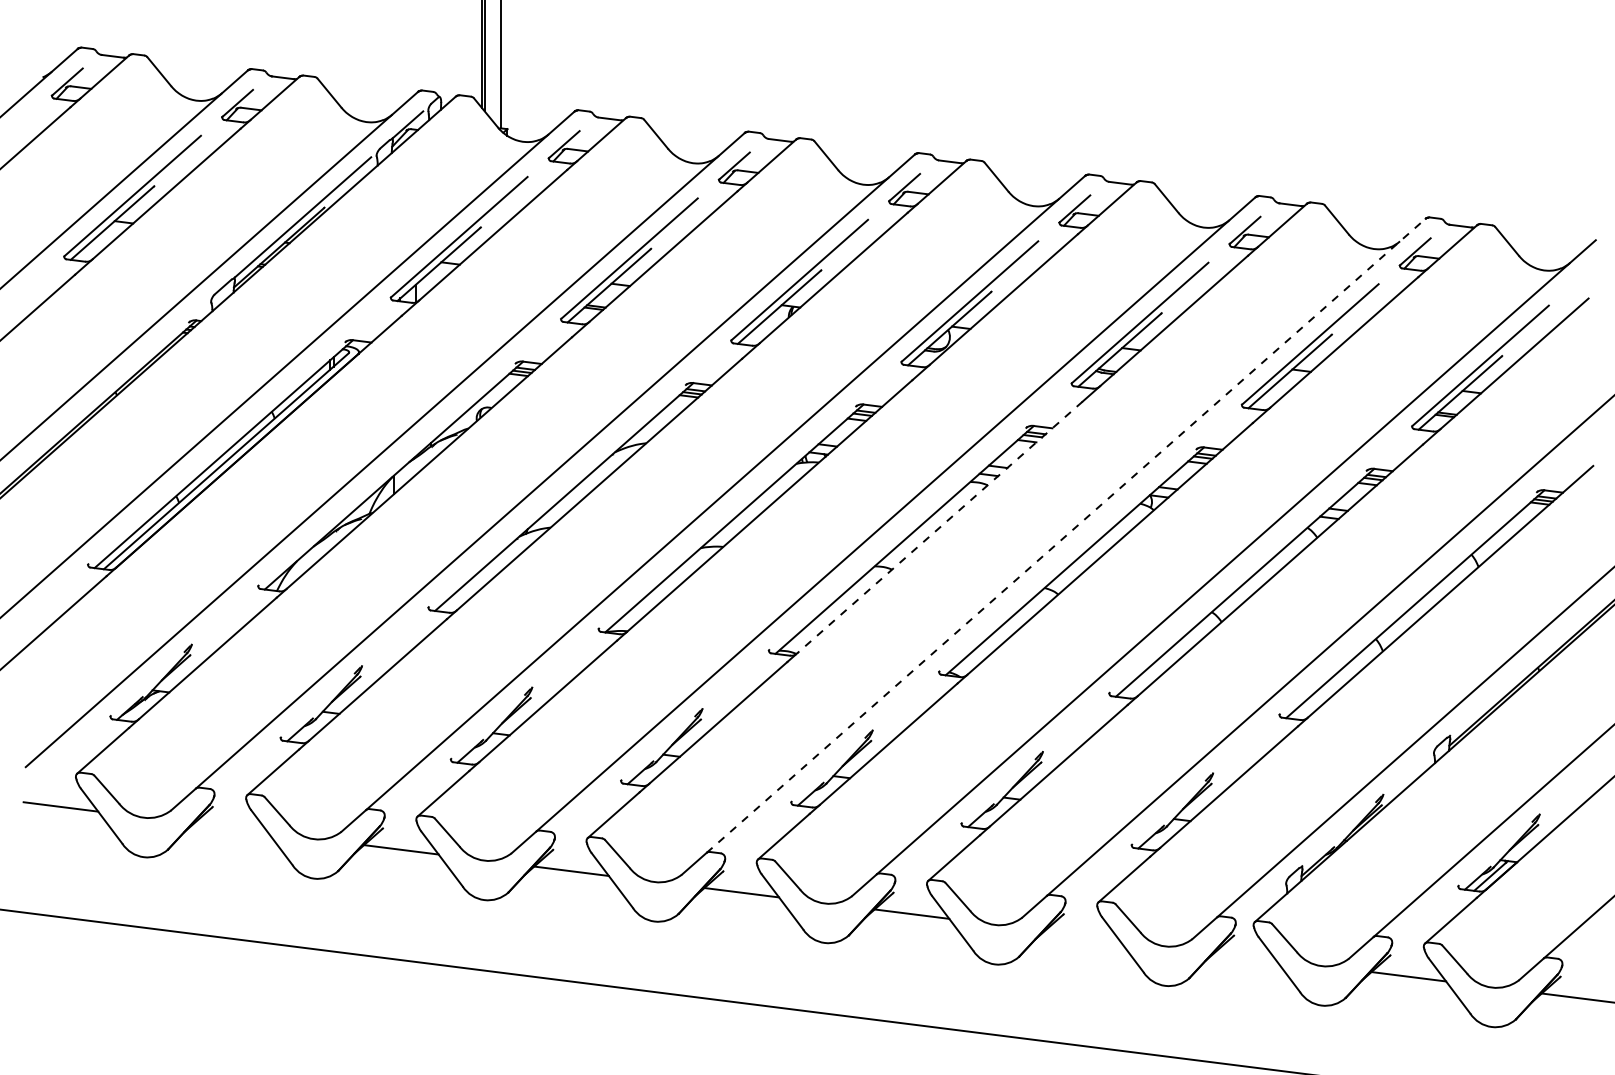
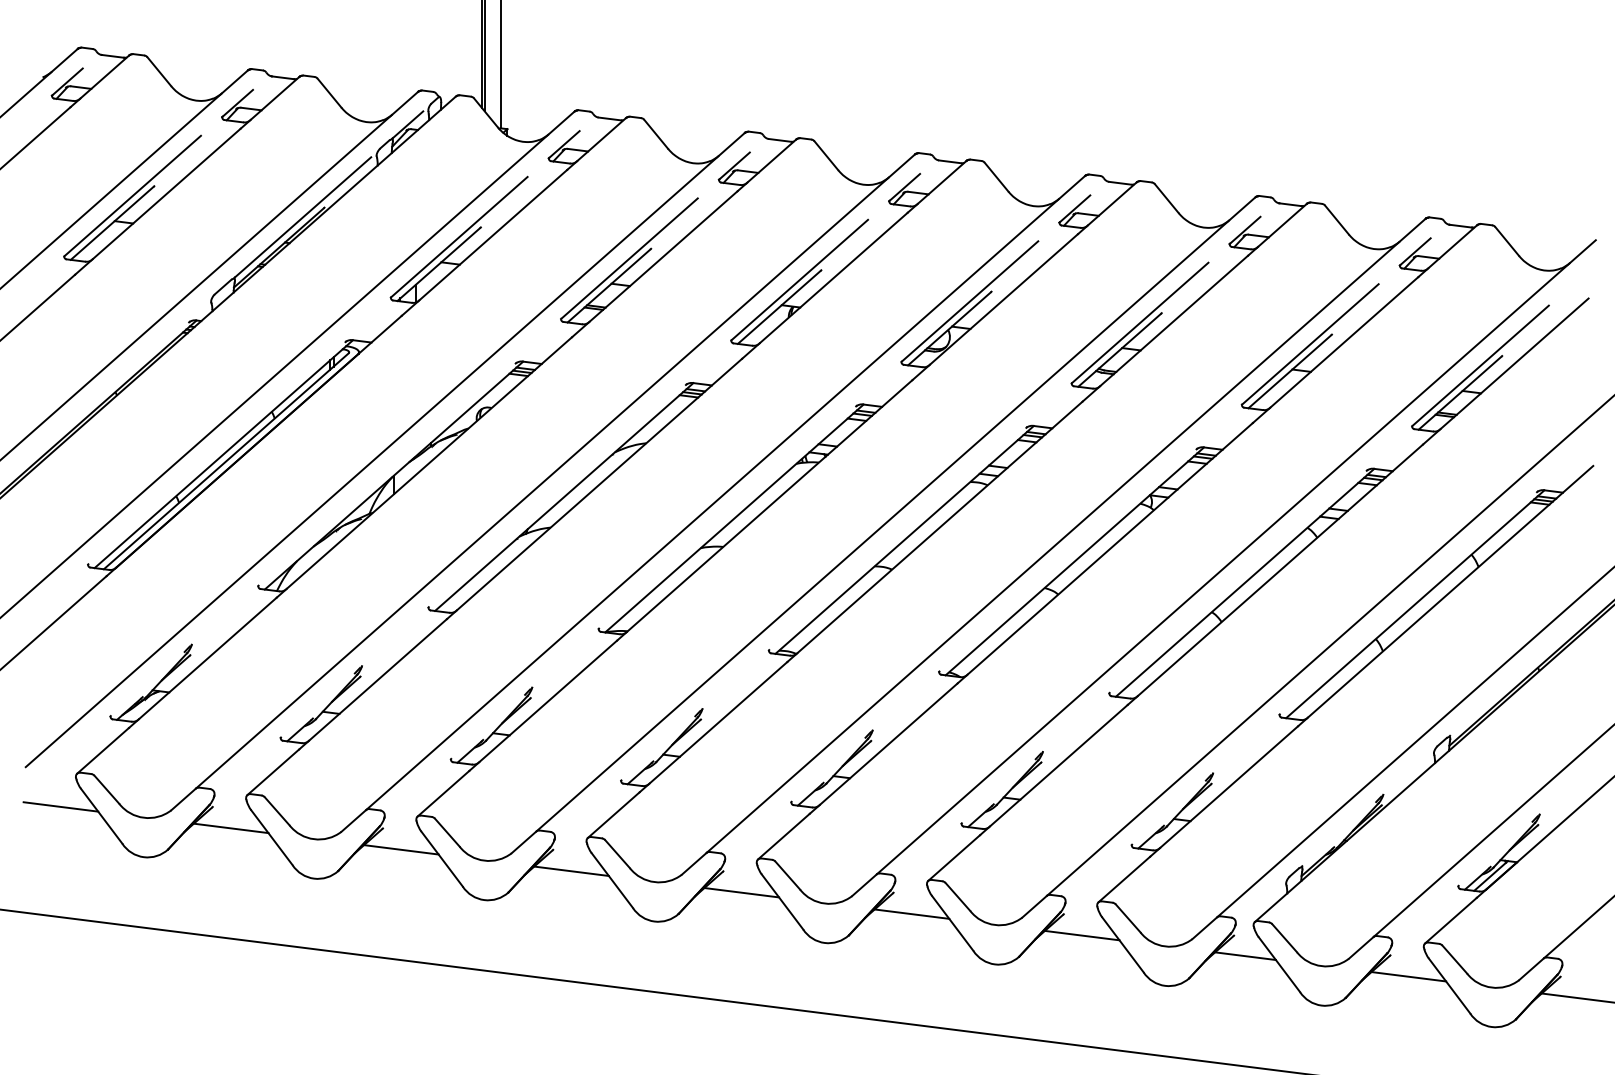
line: dashed -> solid (939, 527)
line: dashed -> solid (1066, 535)
line: none -> present (230, 828)
line: none -> present (1081, 935)
line: none -> present (1245, 956)
